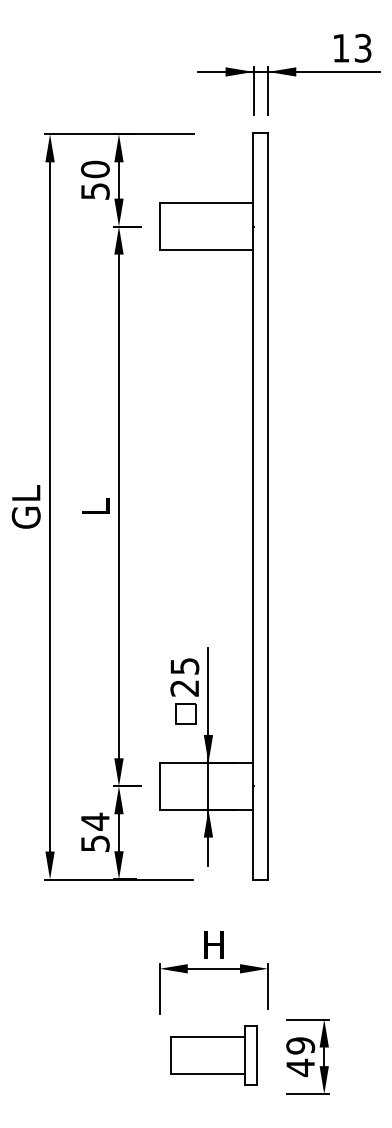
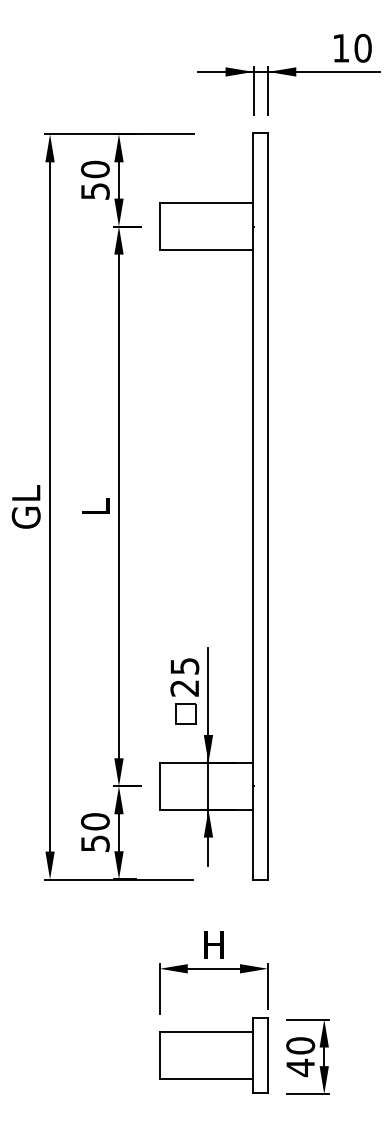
text: 13 -> 10 (362, 47)
text: 54 -> 50 (95, 821)
text: 49 -> 40 (300, 1045)
part size: 88x61 px -> 110x77 px (213, 1055)
